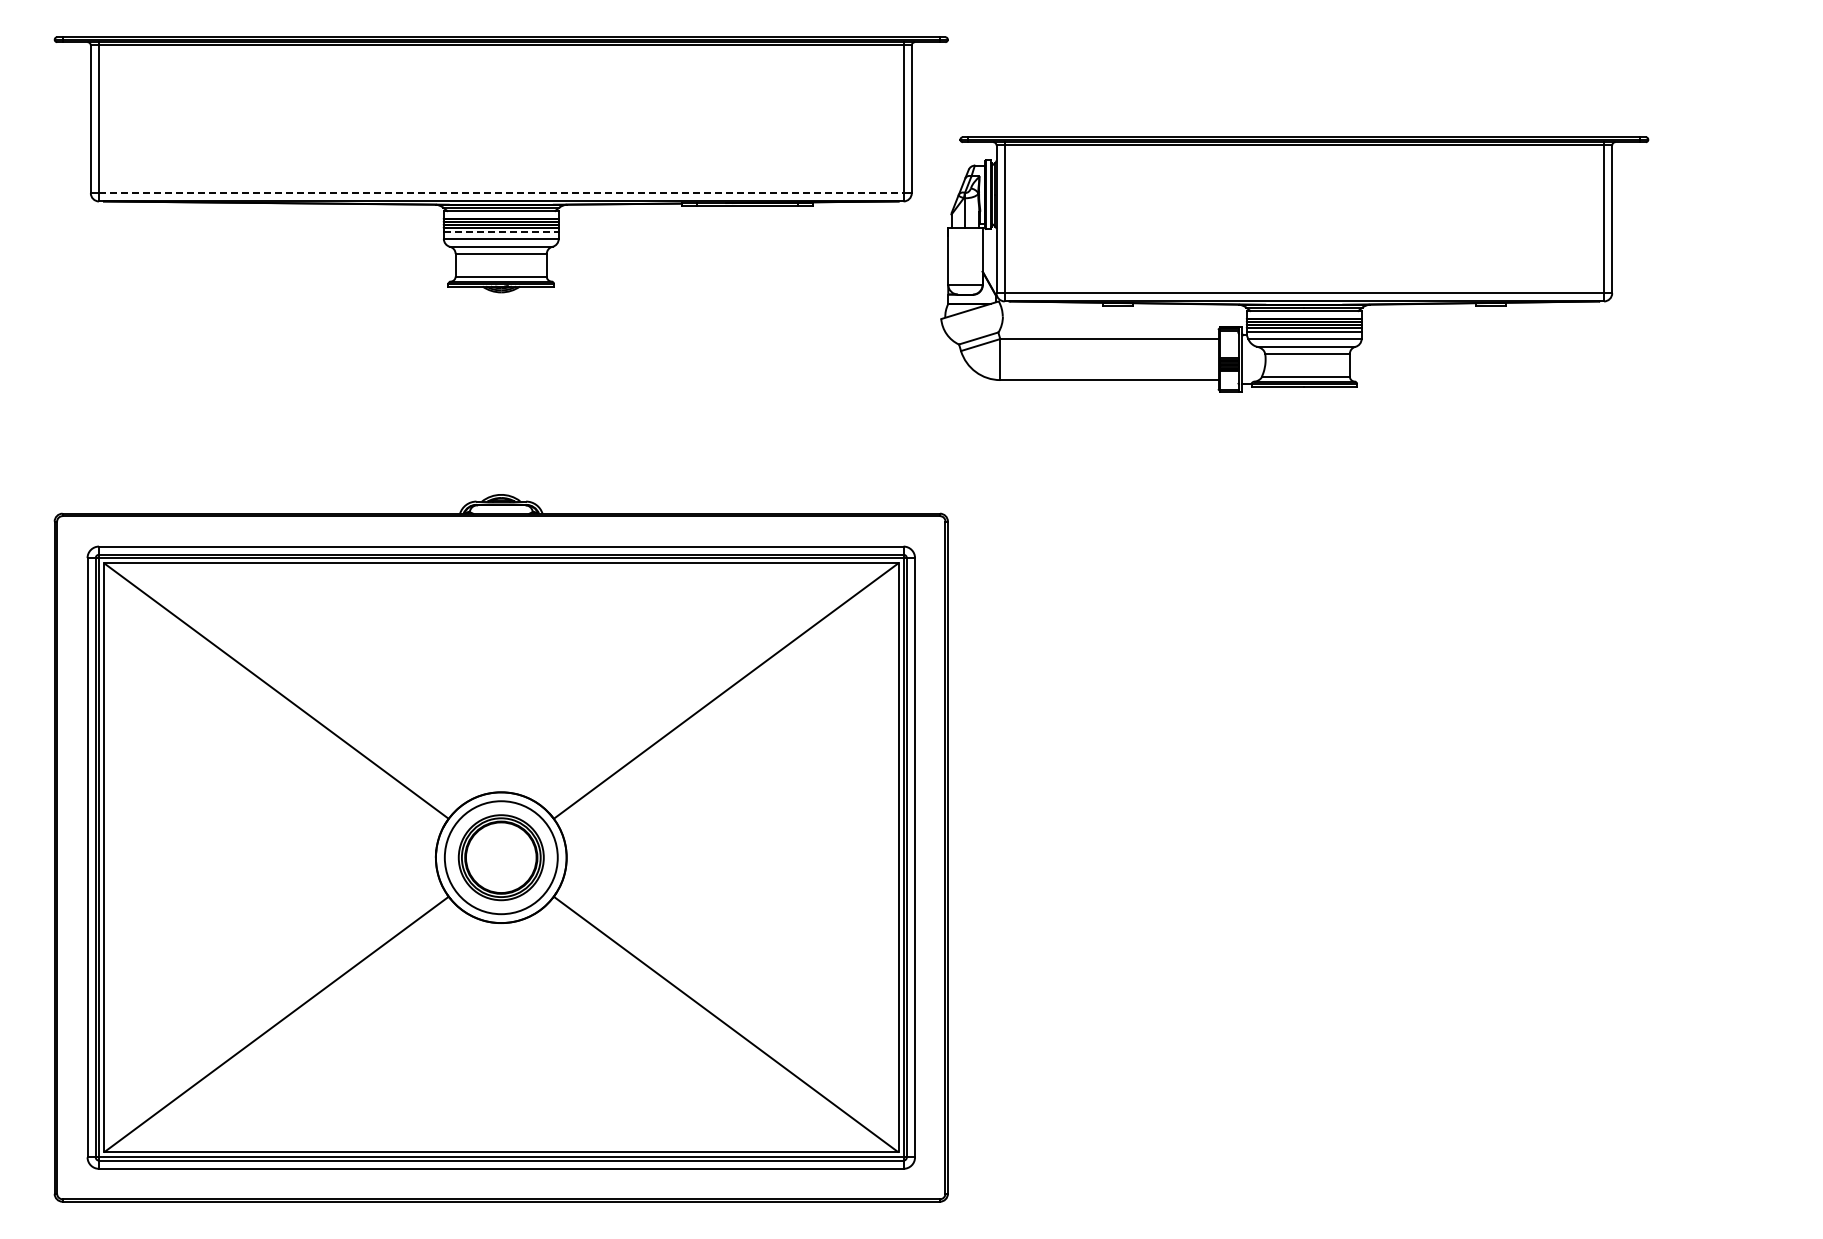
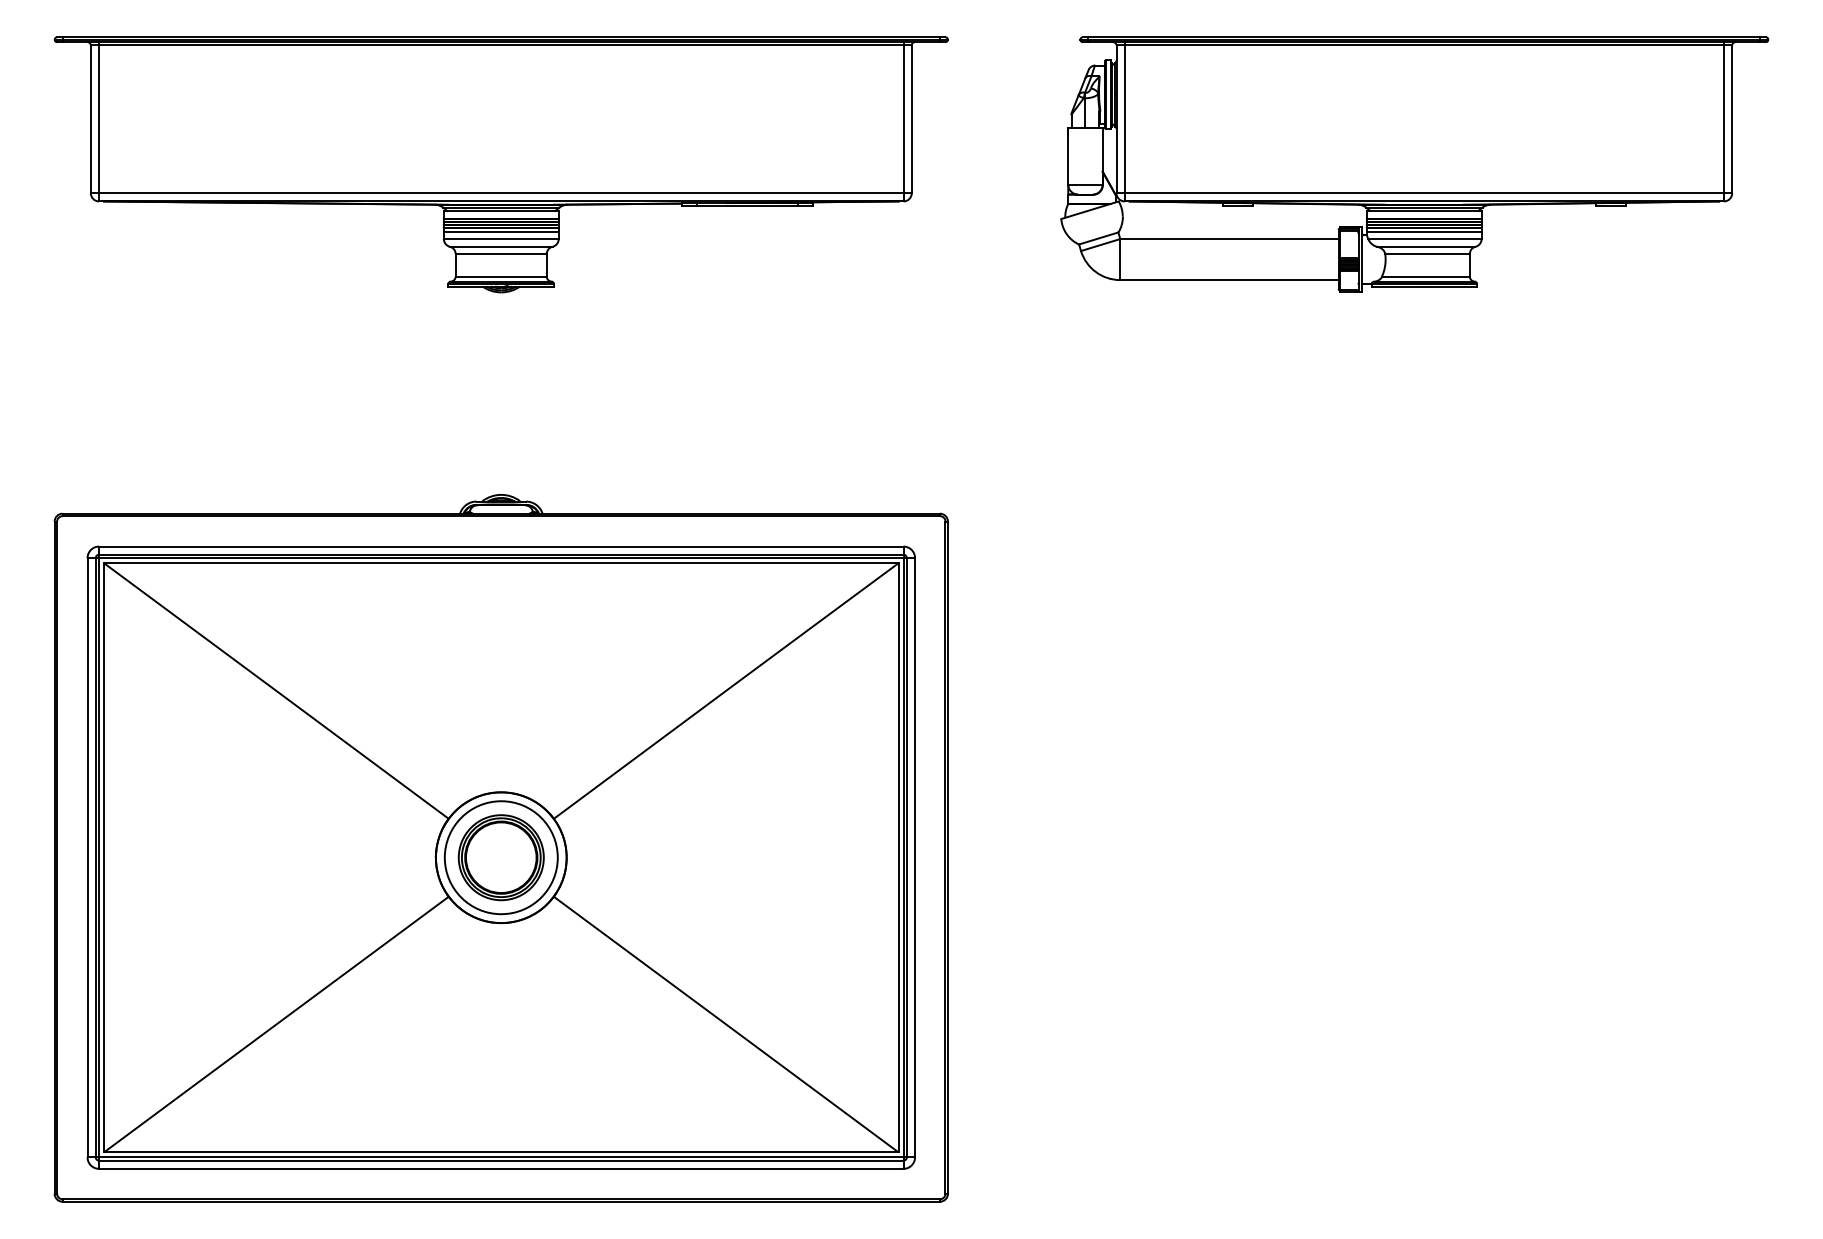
line: dashed -> solid (501, 193)
line: dashed -> solid (501, 232)
part position: (1294, 264) -> (1414, 164) (1414, 164)
